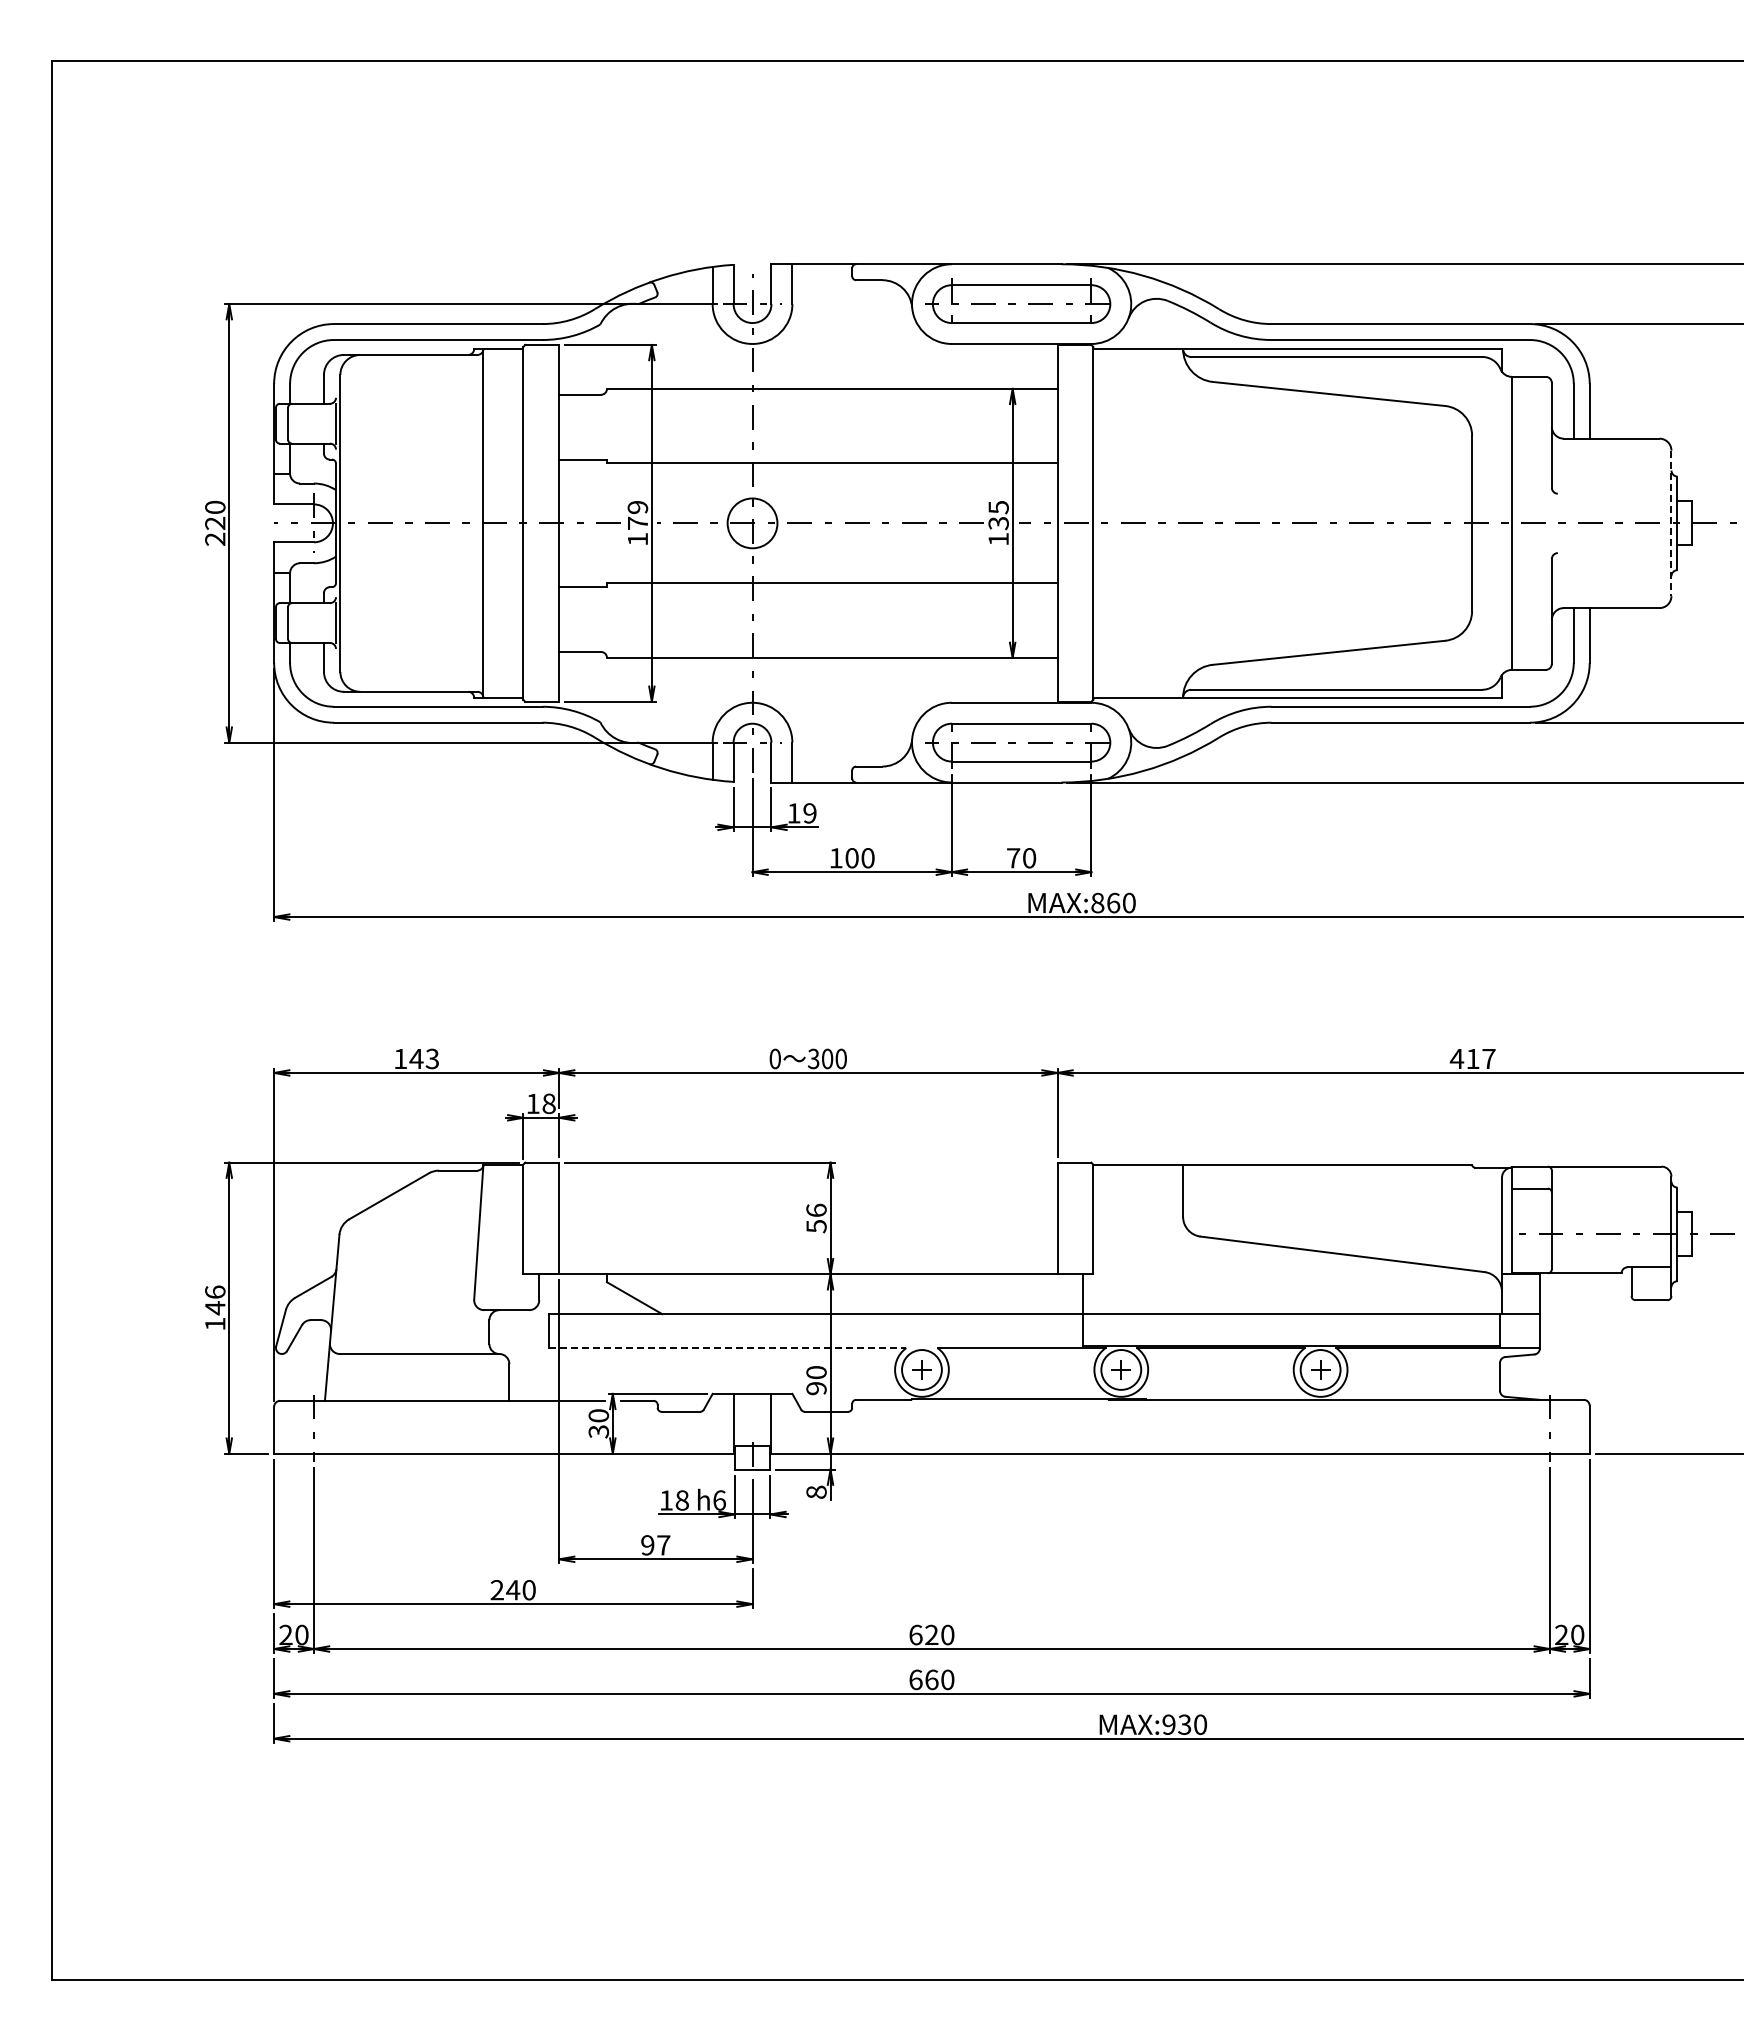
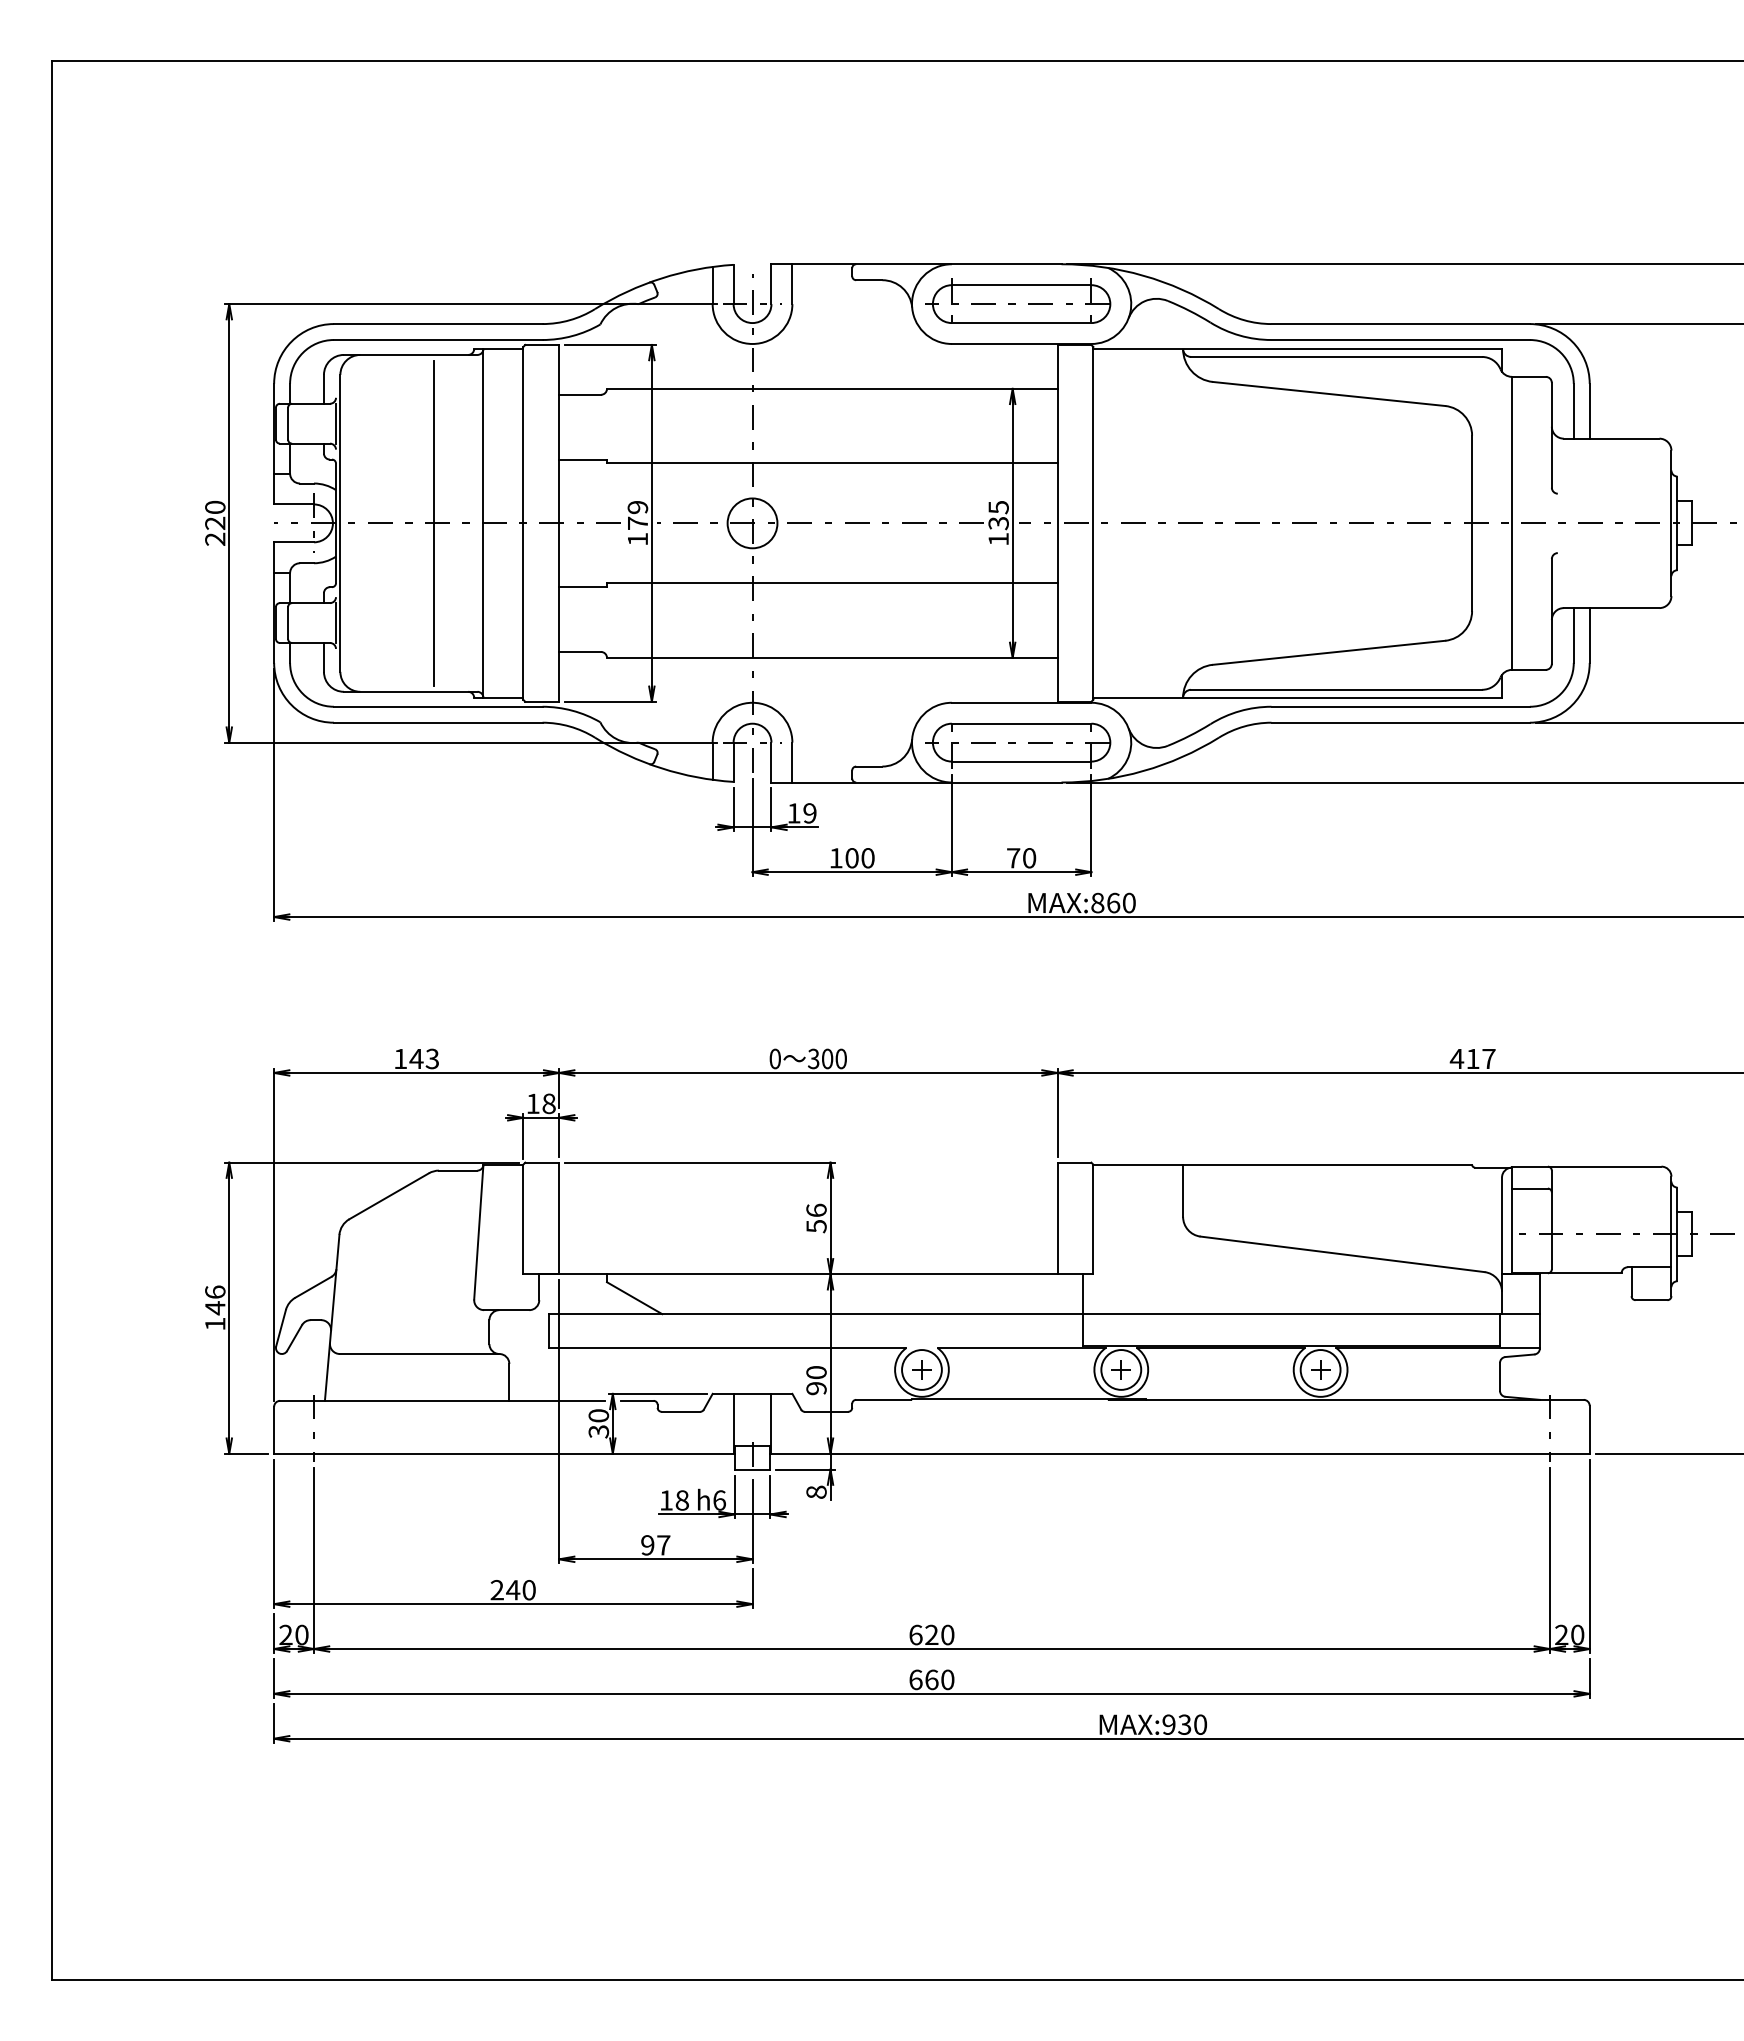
line: none -> present (433, 522)
line: dashed -> solid (1671, 523)
line: dashed -> solid (727, 1348)
